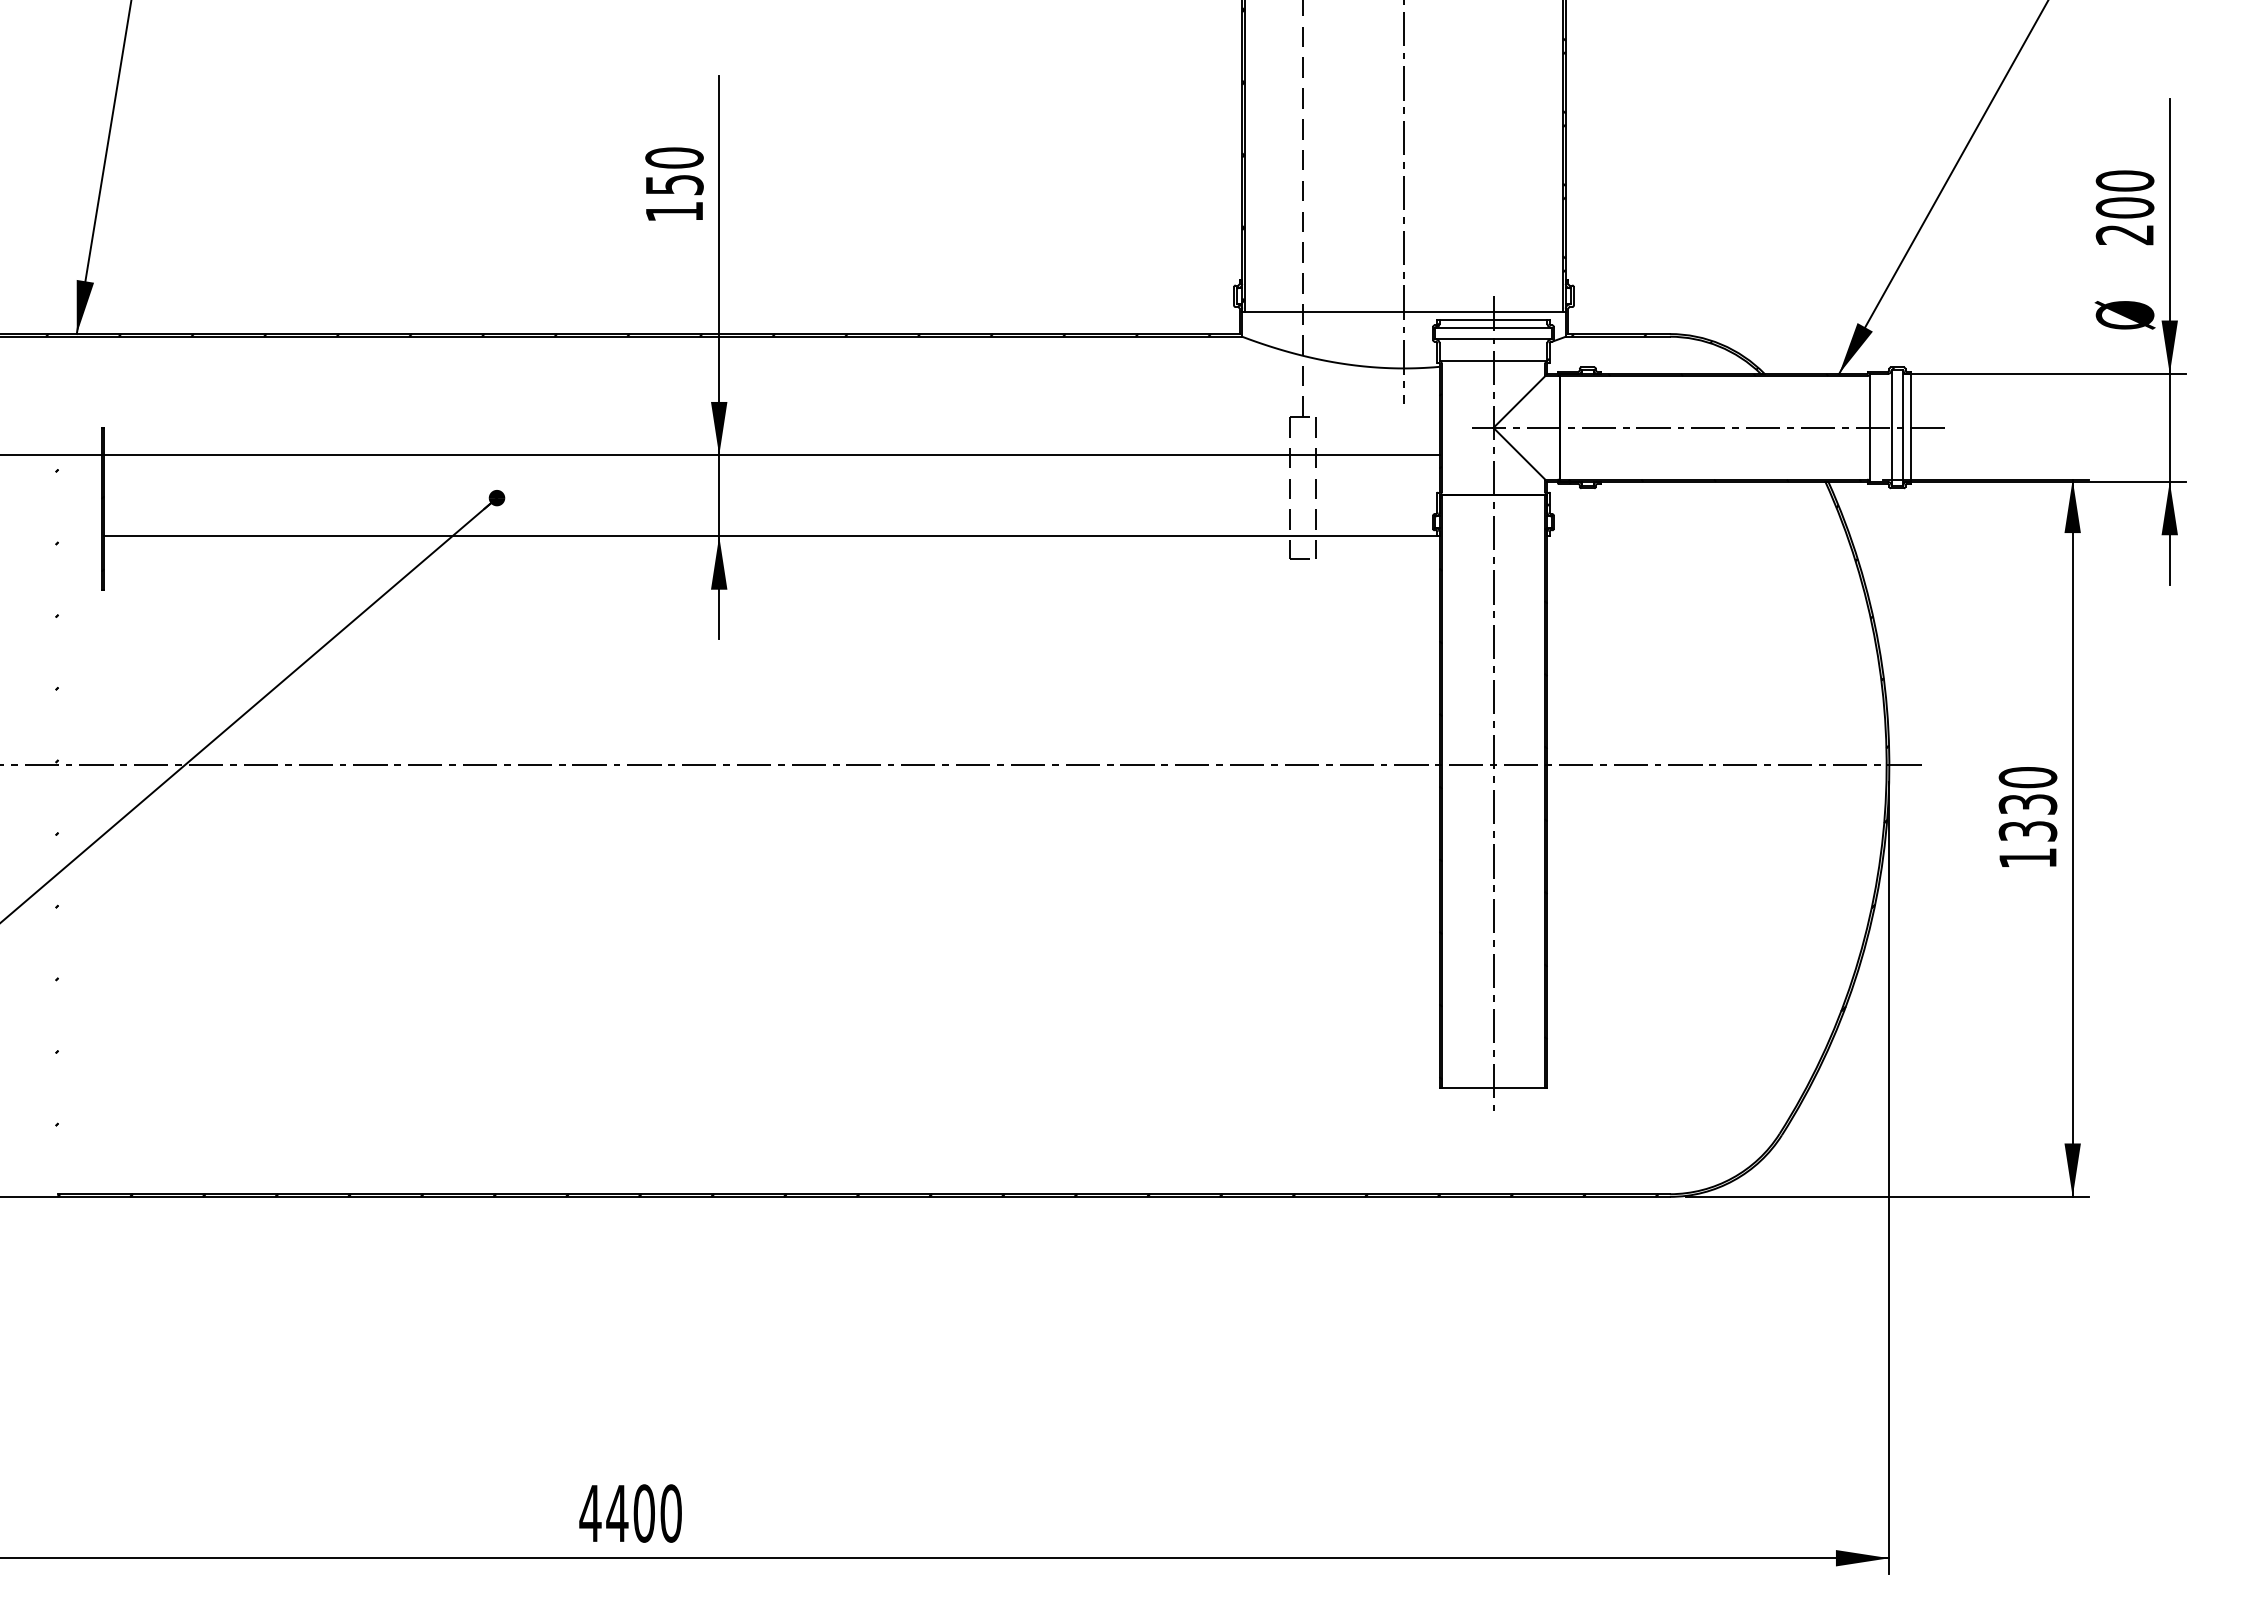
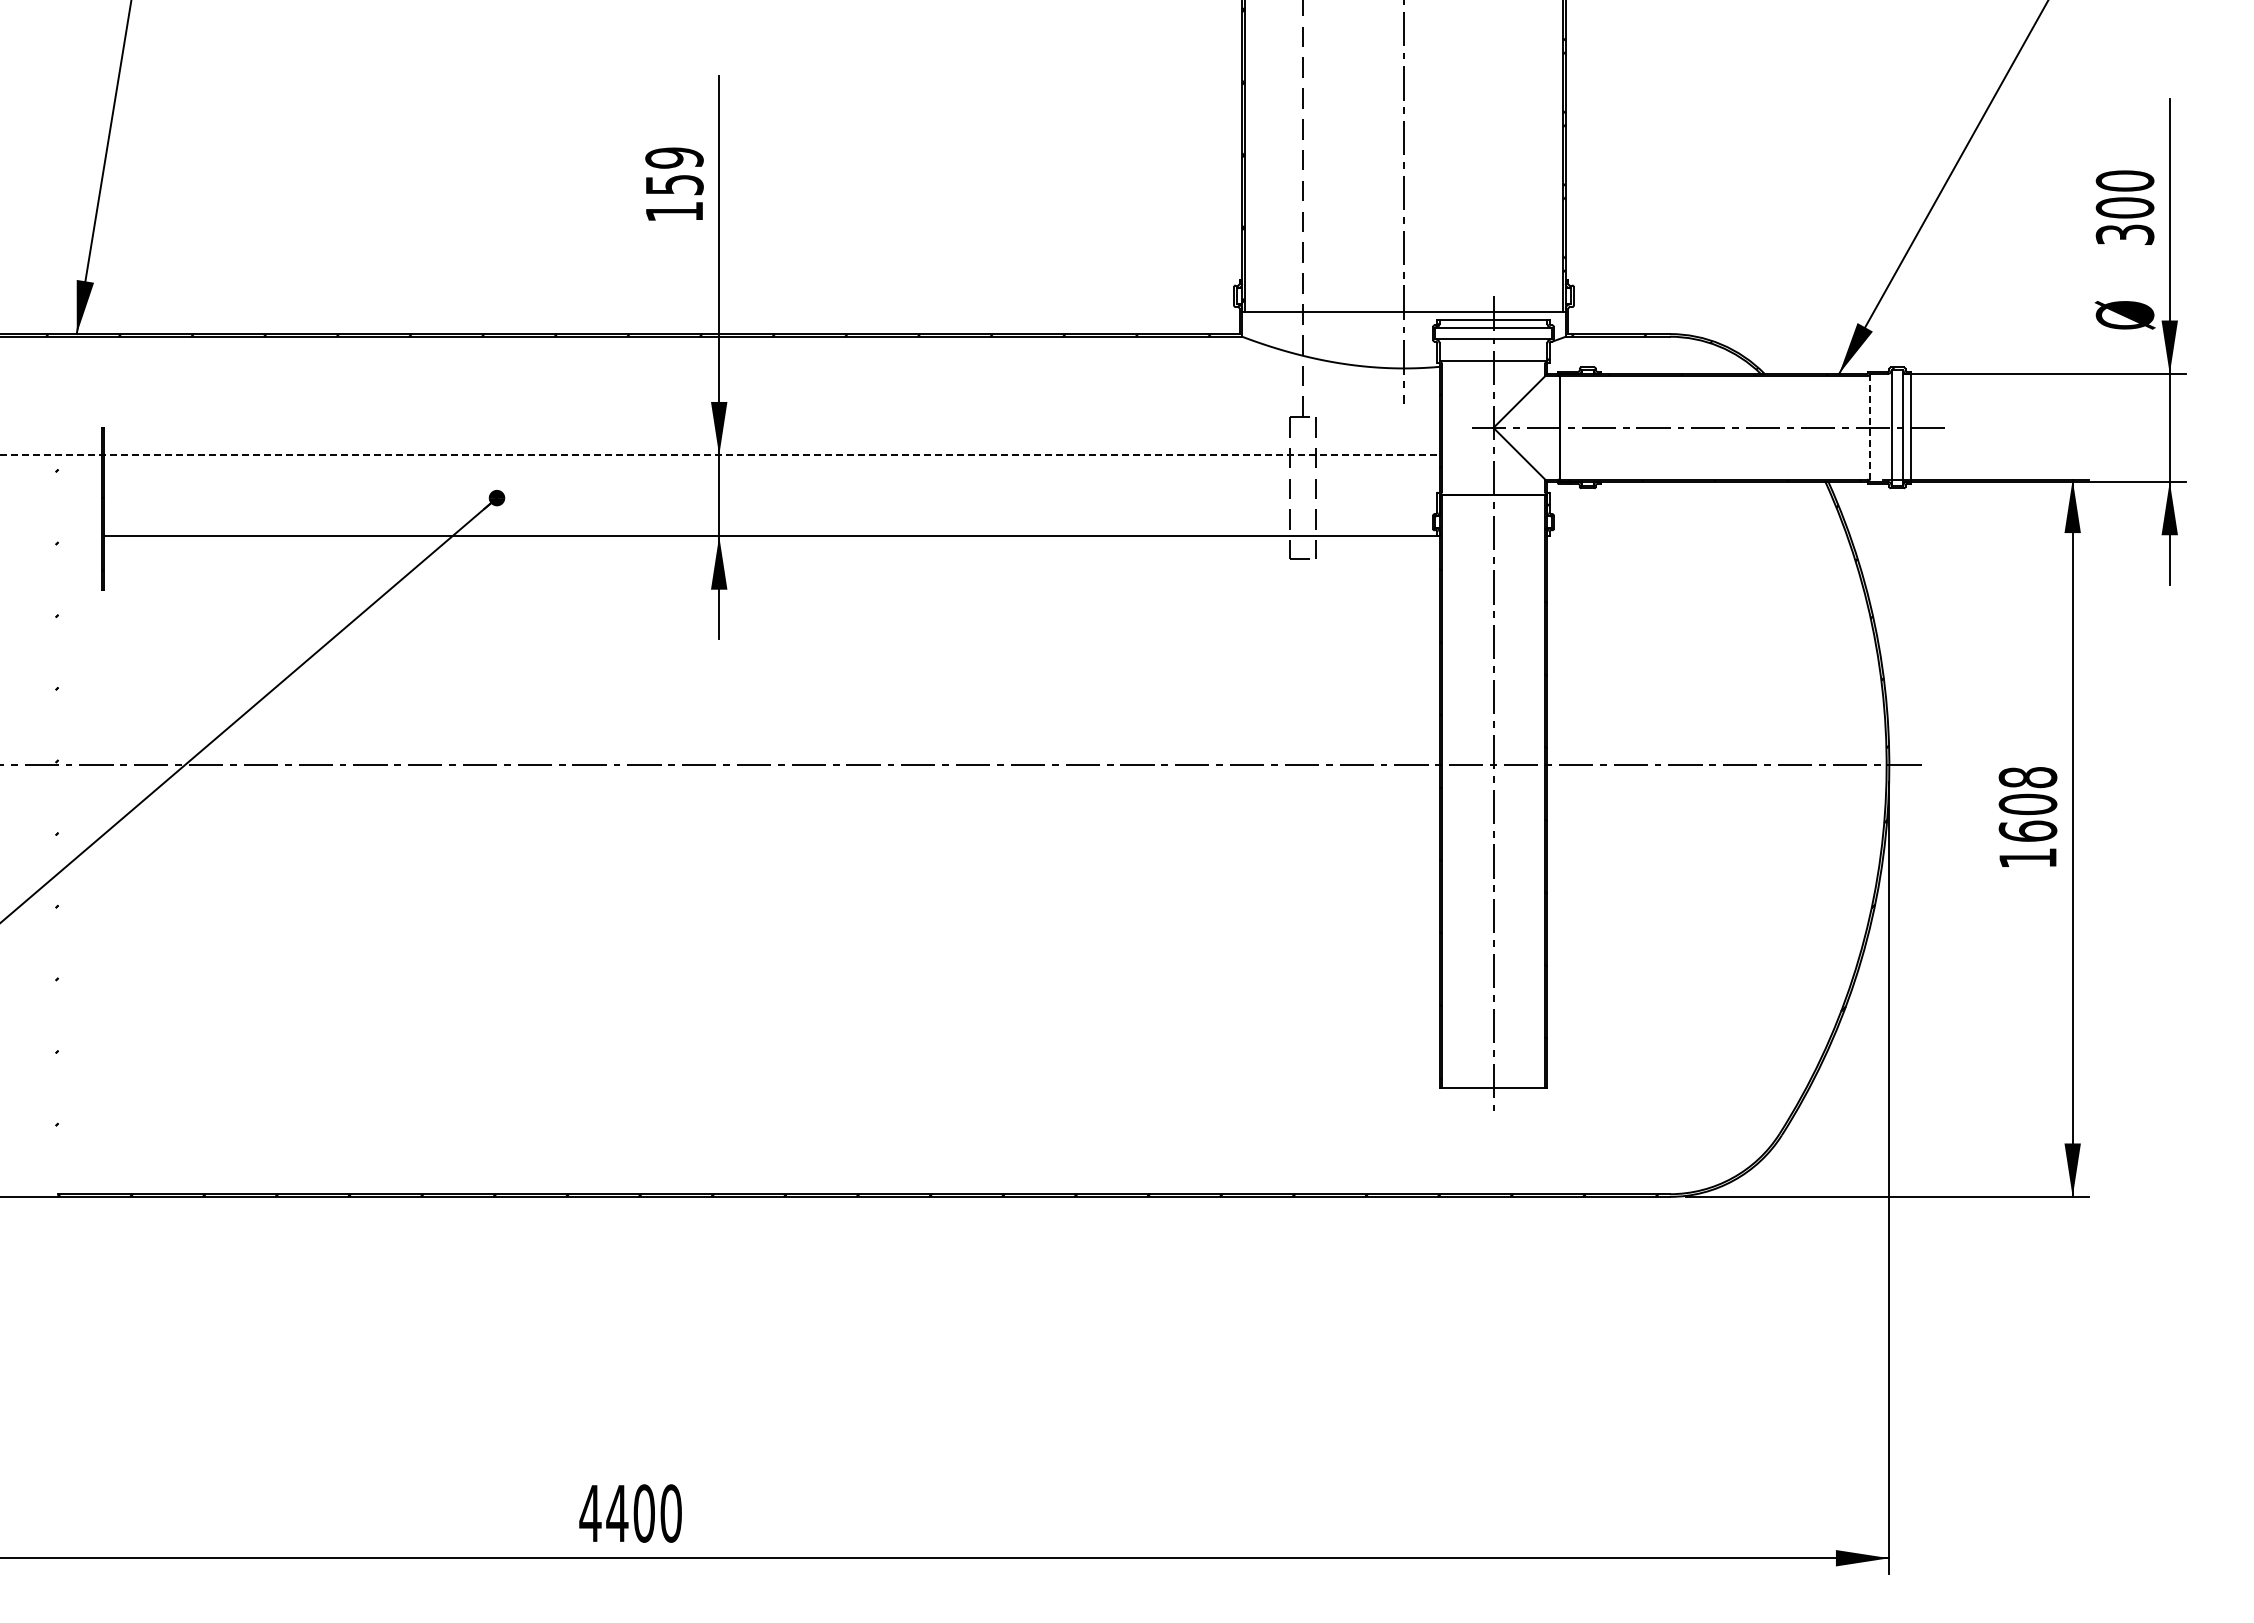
text: 150 -> 159 (674, 157)
text: 200 -> 300 (2125, 234)
line: solid -> dashed (1869, 427)
line: solid -> dashed (720, 455)
text: 1330 -> 1608 (2027, 804)
